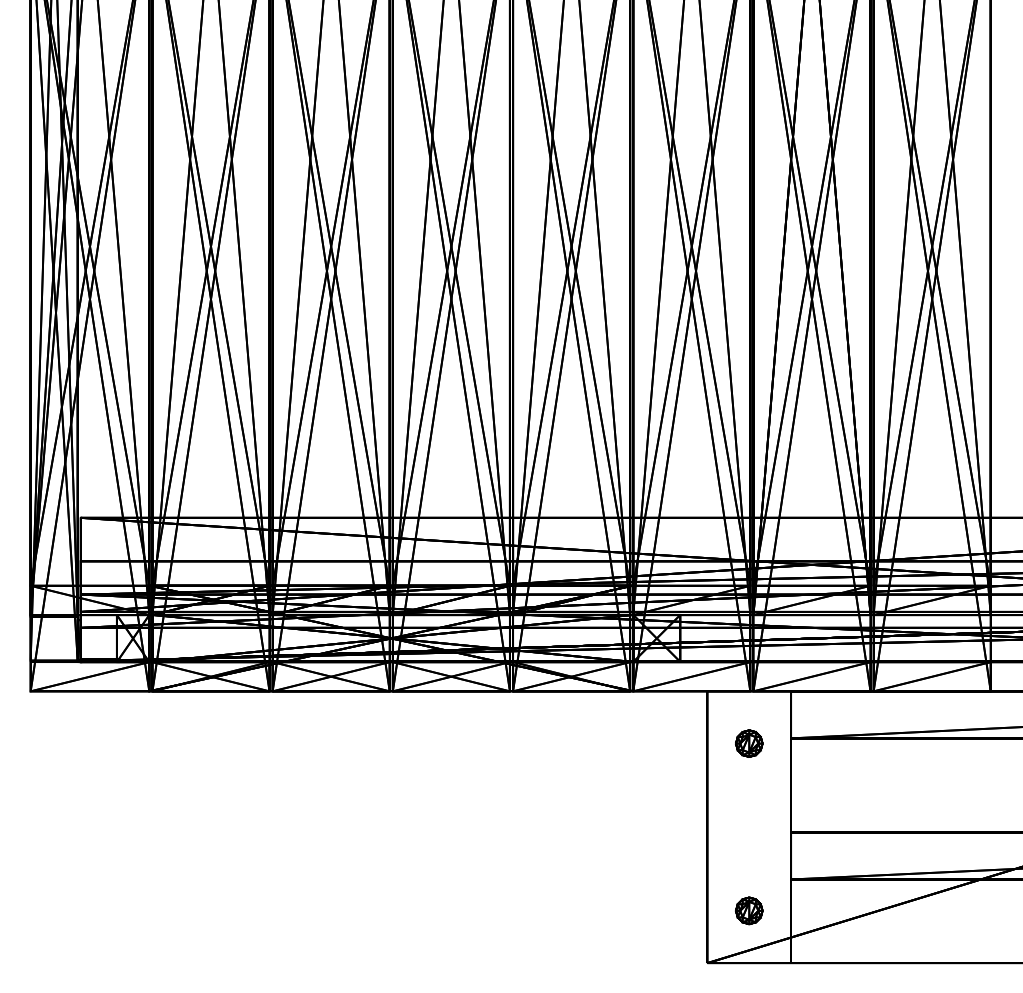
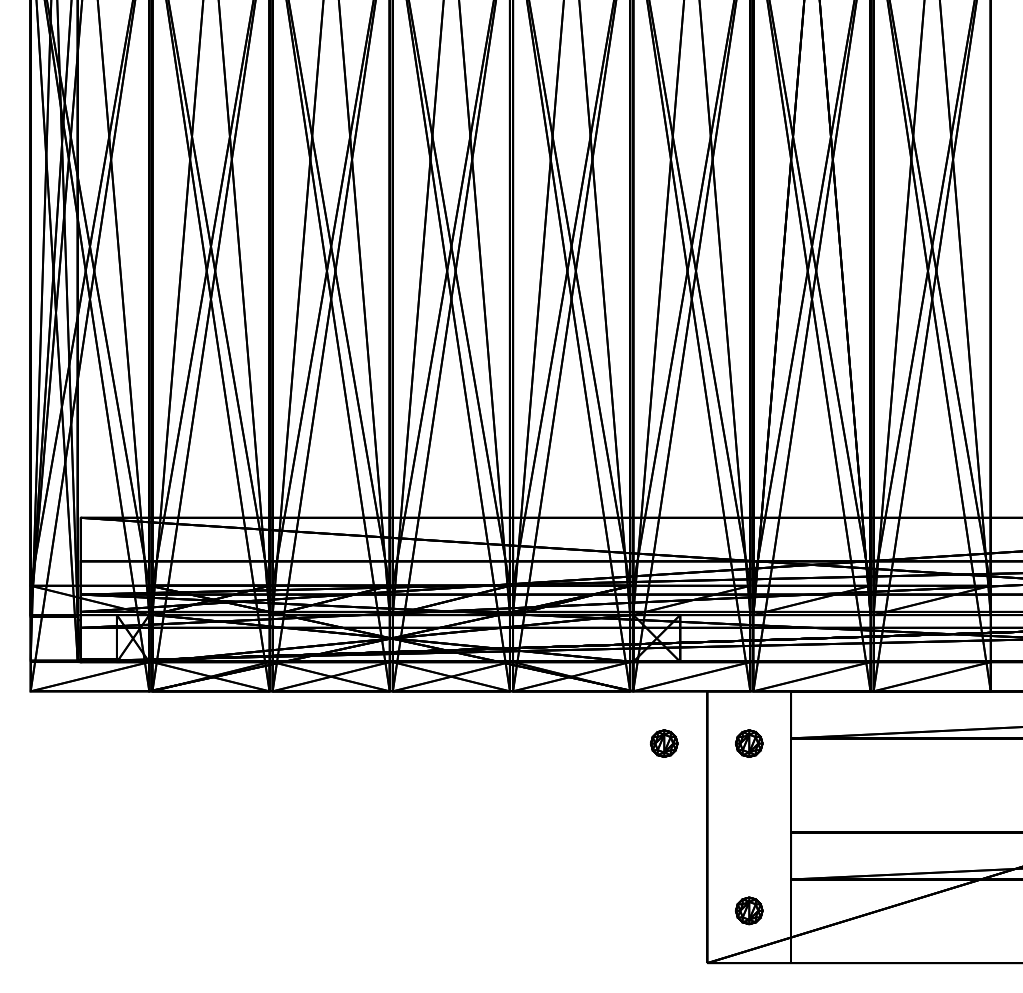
part: none -> present (664, 743)
